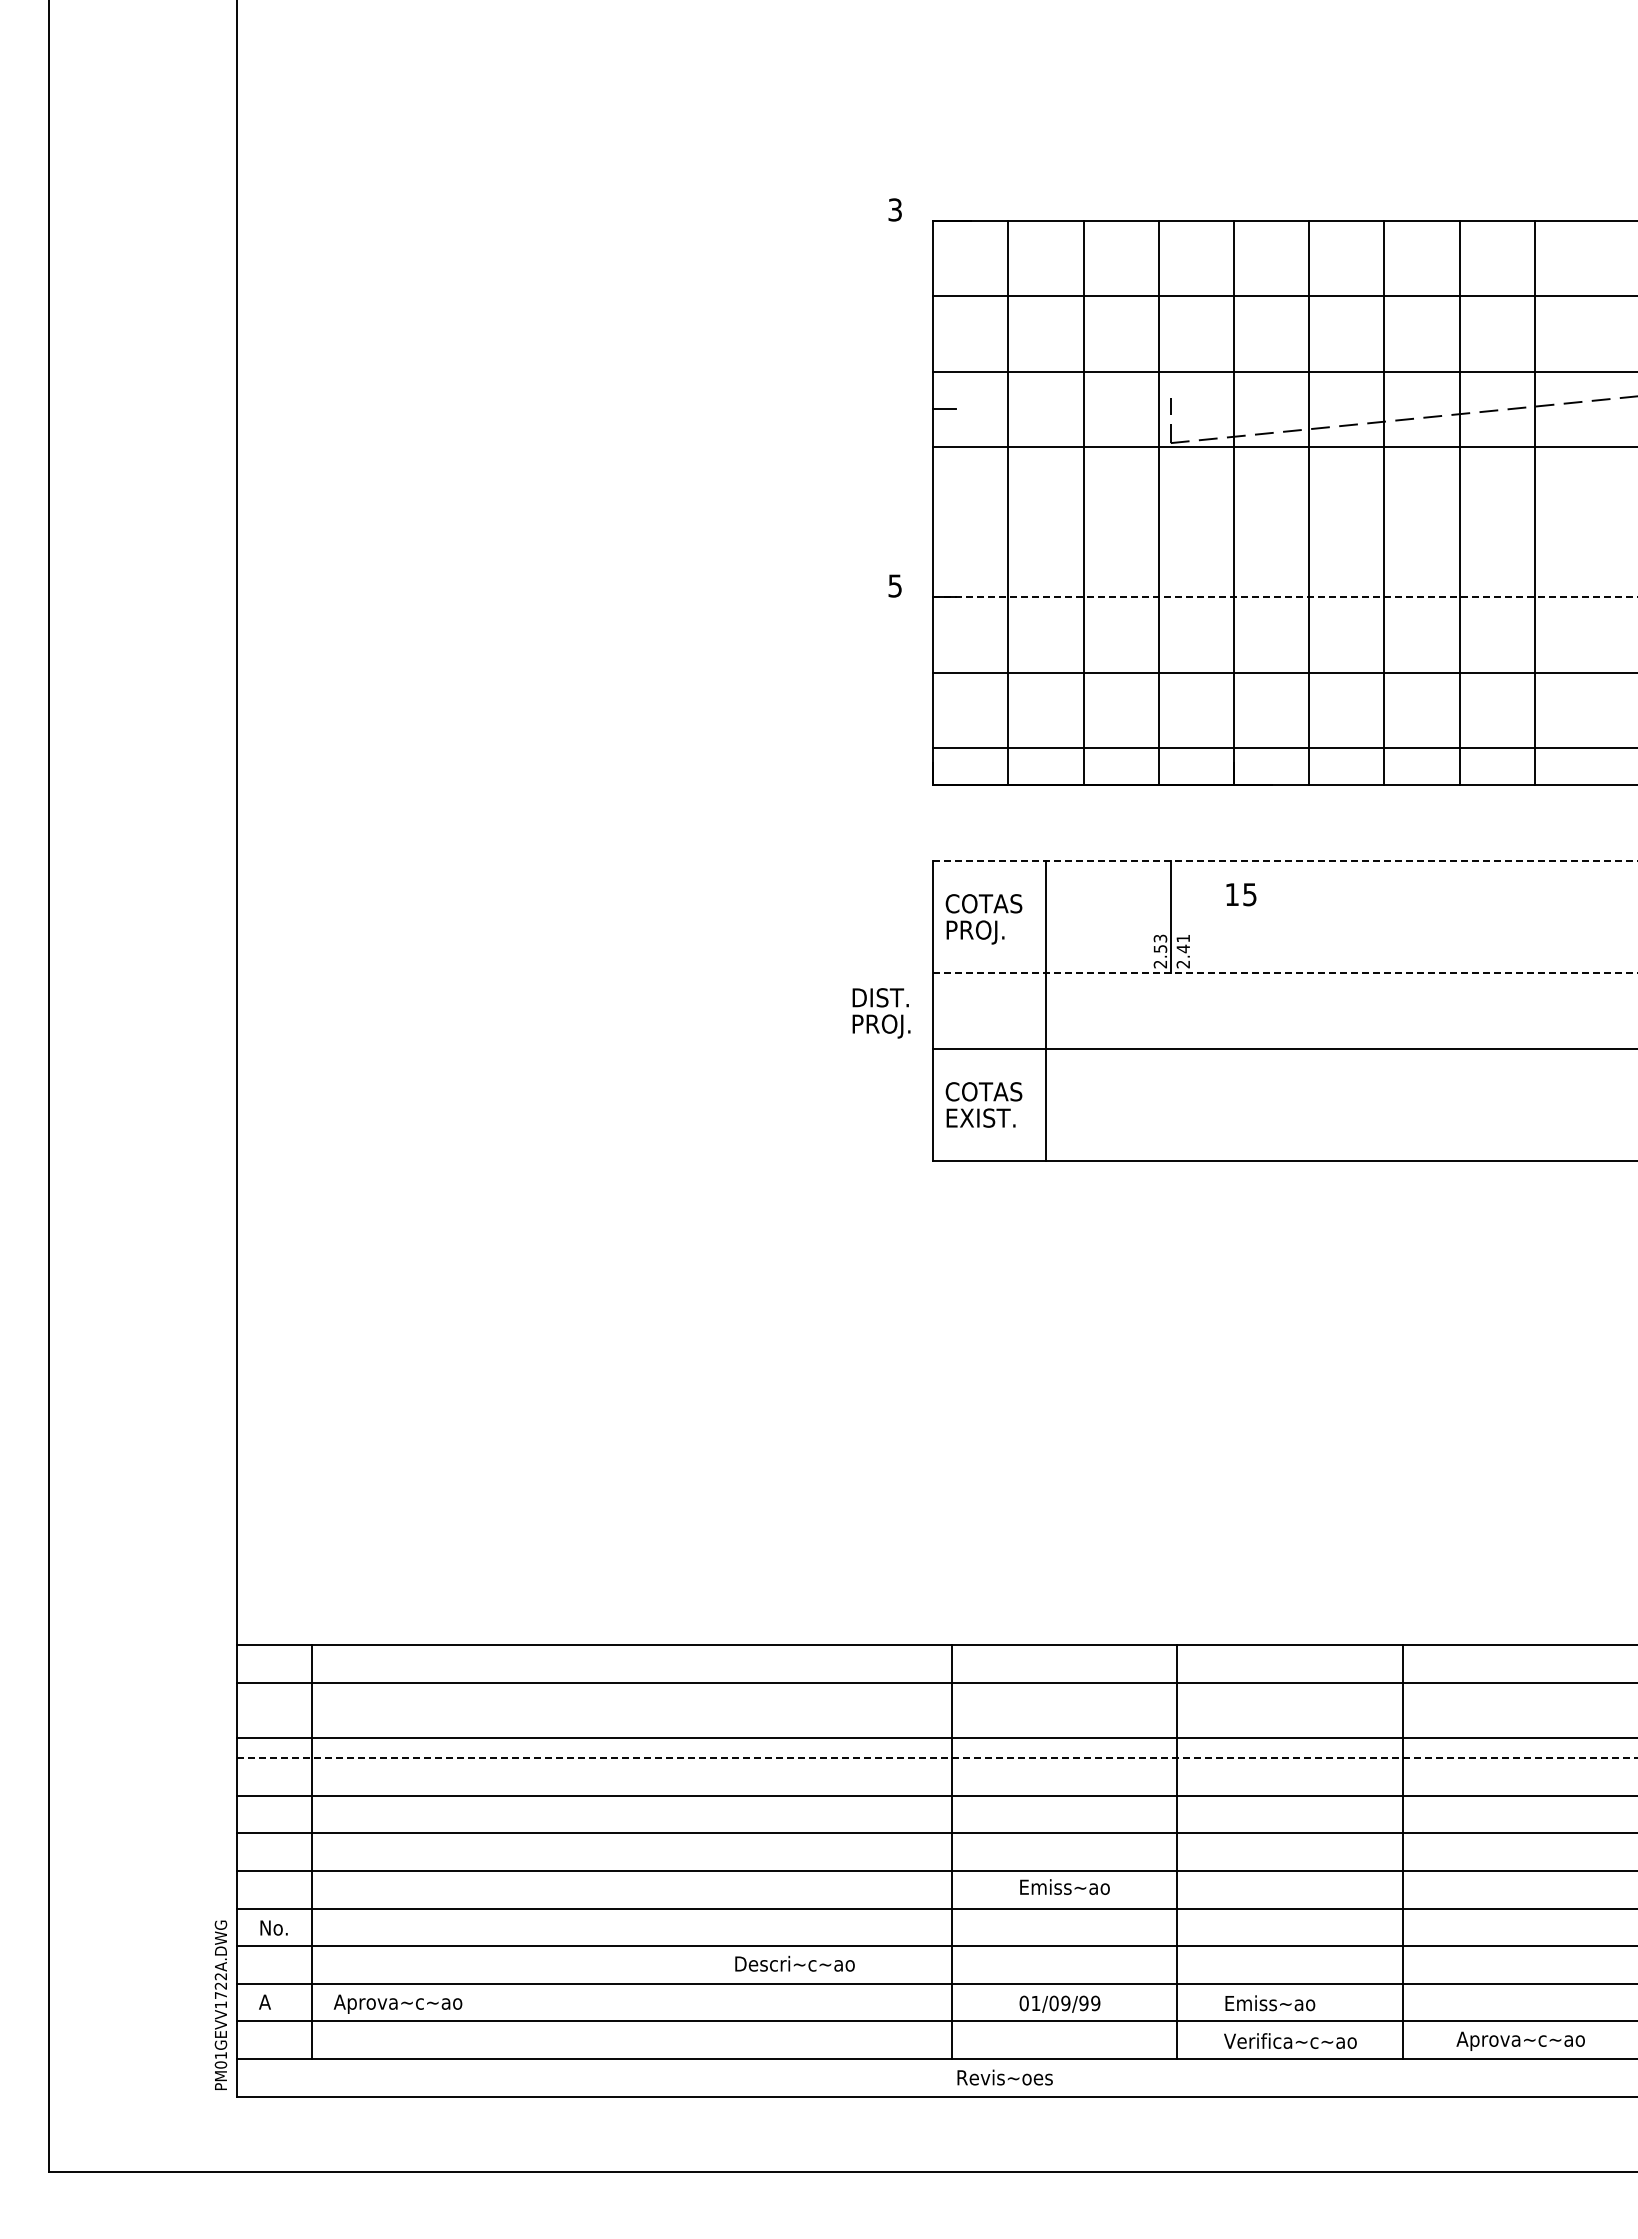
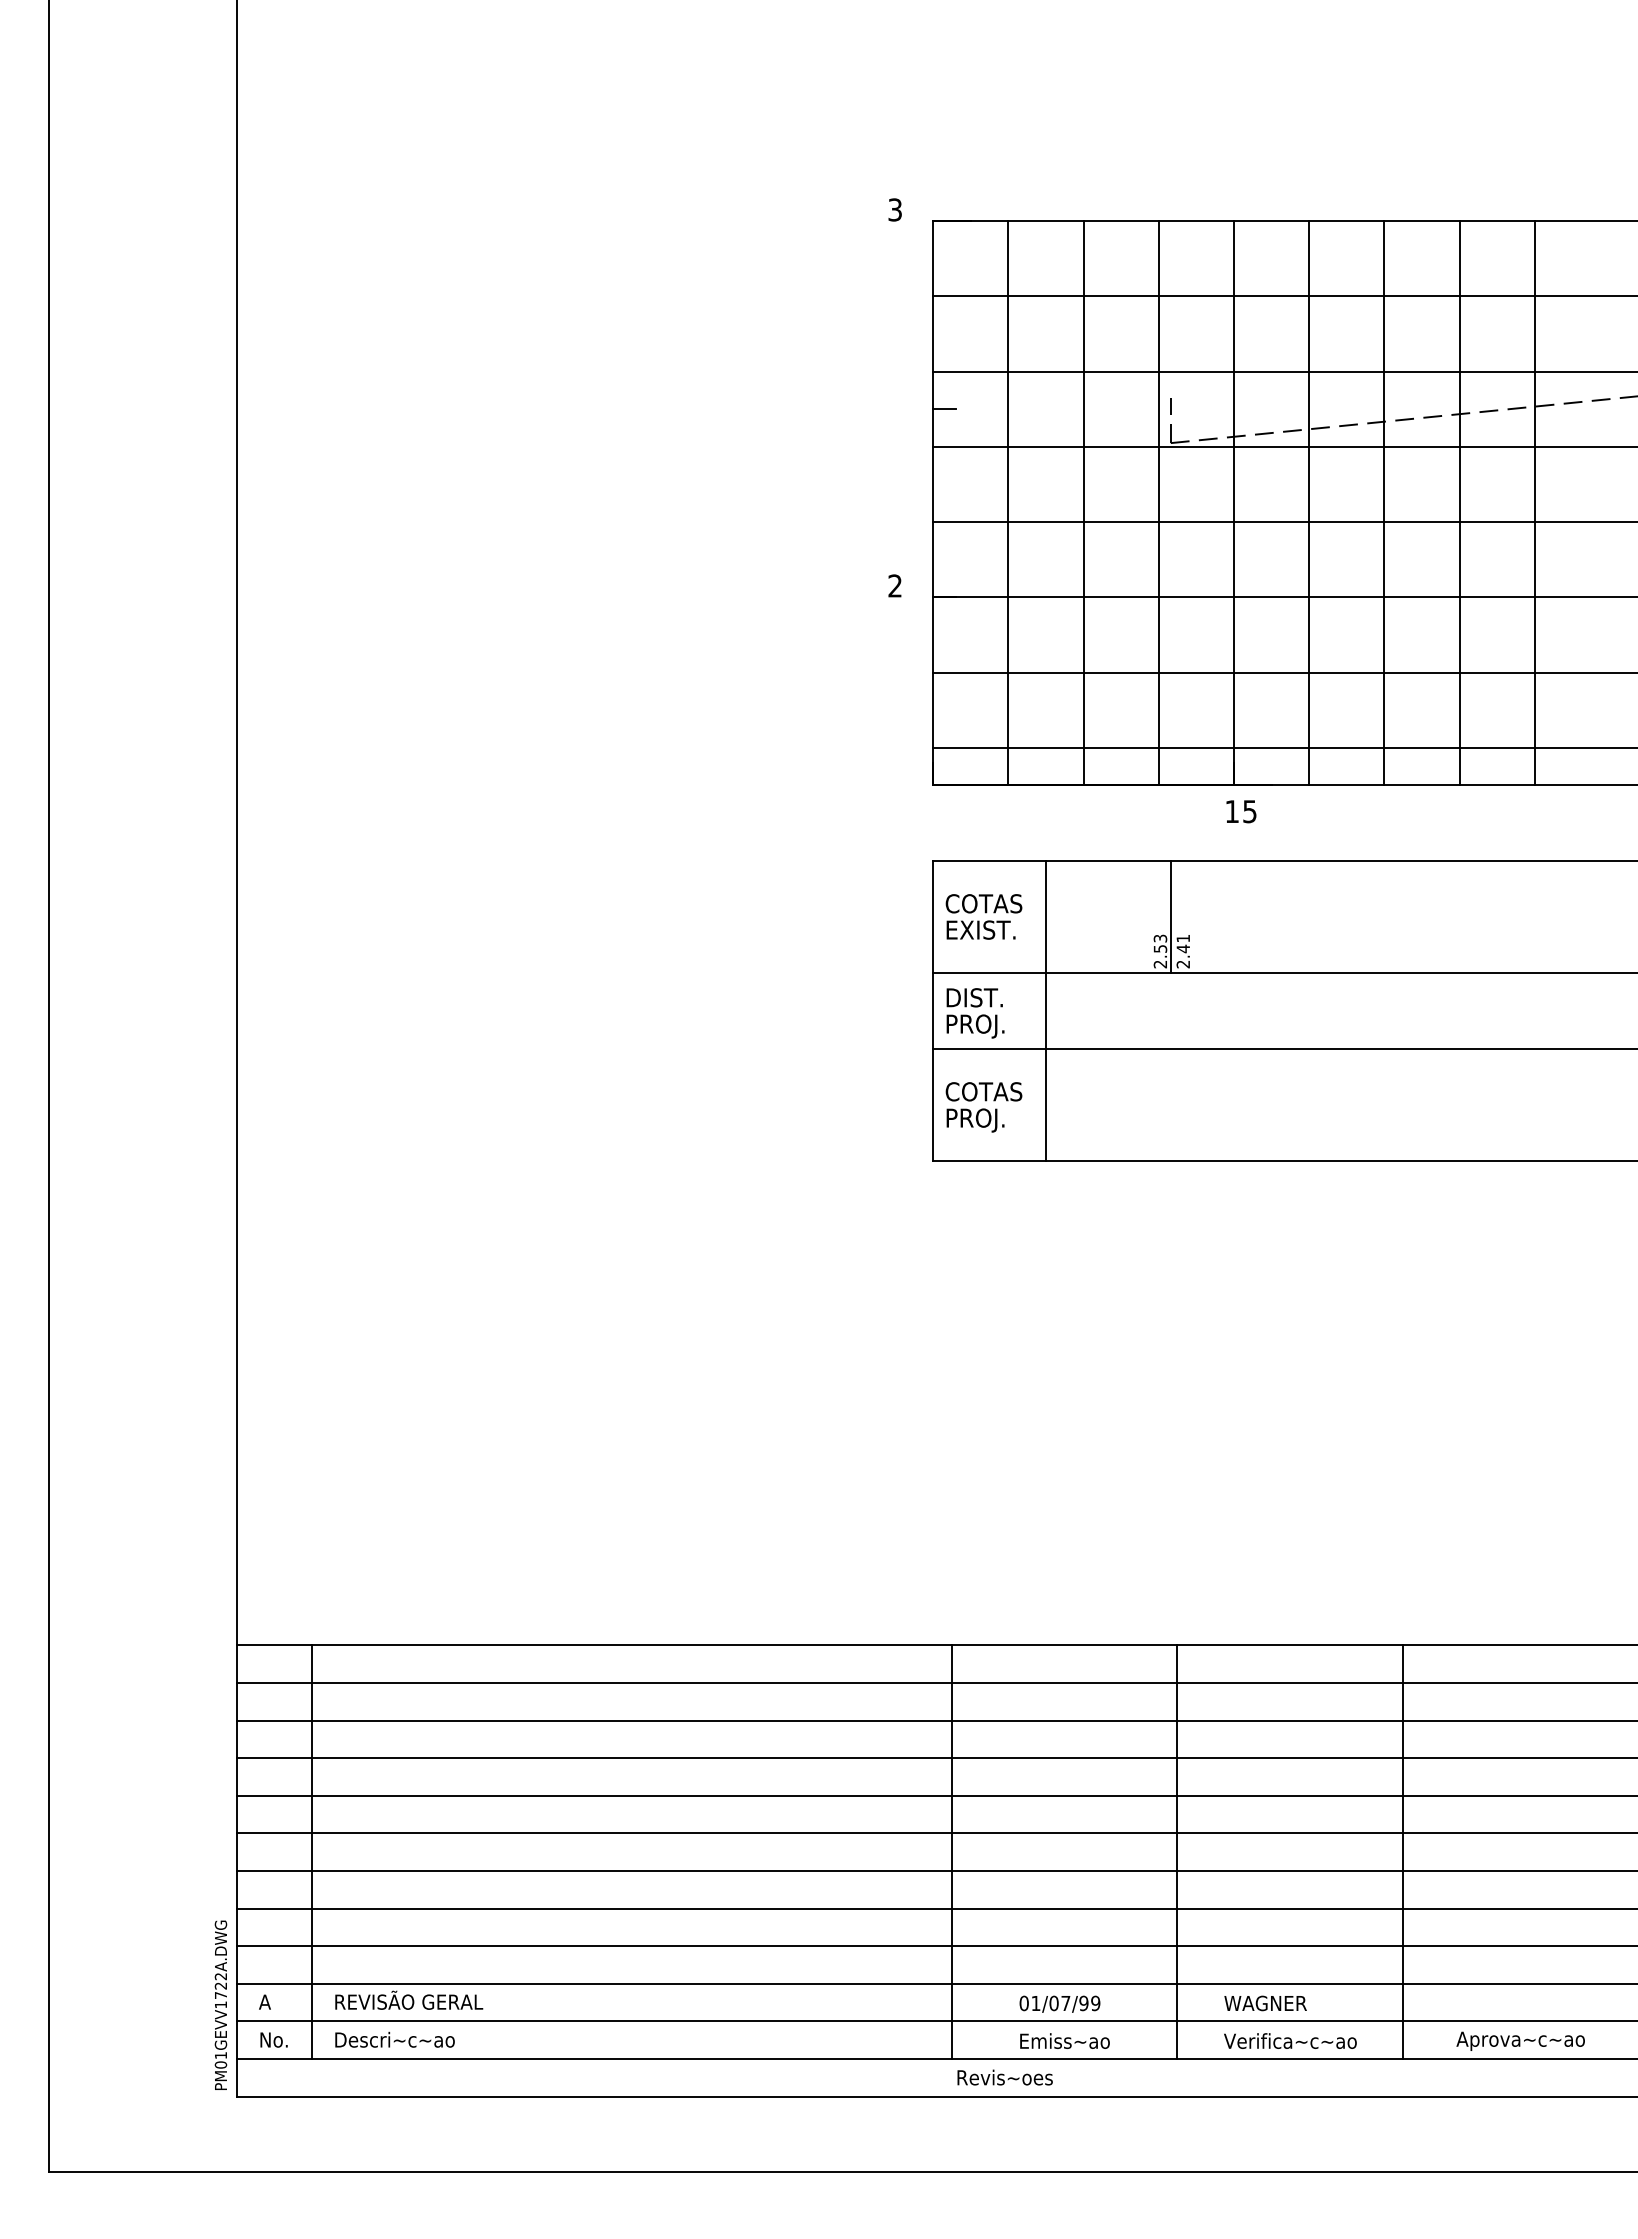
line: none -> present (1283, 522)
text: 5 -> 2 (894, 585)
line: dashed -> solid (1285, 597)
line: dashed -> solid (1286, 860)
text position: (1241, 894) -> (1241, 811) (1241, 811)
text: PROJ. -> EXIST. (982, 932)
line: dashed -> solid (1286, 973)
text position: (881, 1013) -> (975, 1013) (975, 1013)
text: EXIST. -> PROJ. (982, 1120)
line position: (935, 1737) -> (935, 1720) (935, 1720)
line: dashed -> solid (937, 1758)
text position: (1064, 1886) -> (1064, 2040) (1064, 2040)
text position: (273, 1927) -> (273, 2039) (273, 2039)
text position: (794, 1963) -> (394, 2039) (394, 2039)
text: Aprova~c~ao -> REVISÃO GERAL (408, 2001)
text: 01/09/99 -> 01/07/99 (1065, 2003)
text: Emiss~ao -> WAGNER (1269, 2003)
